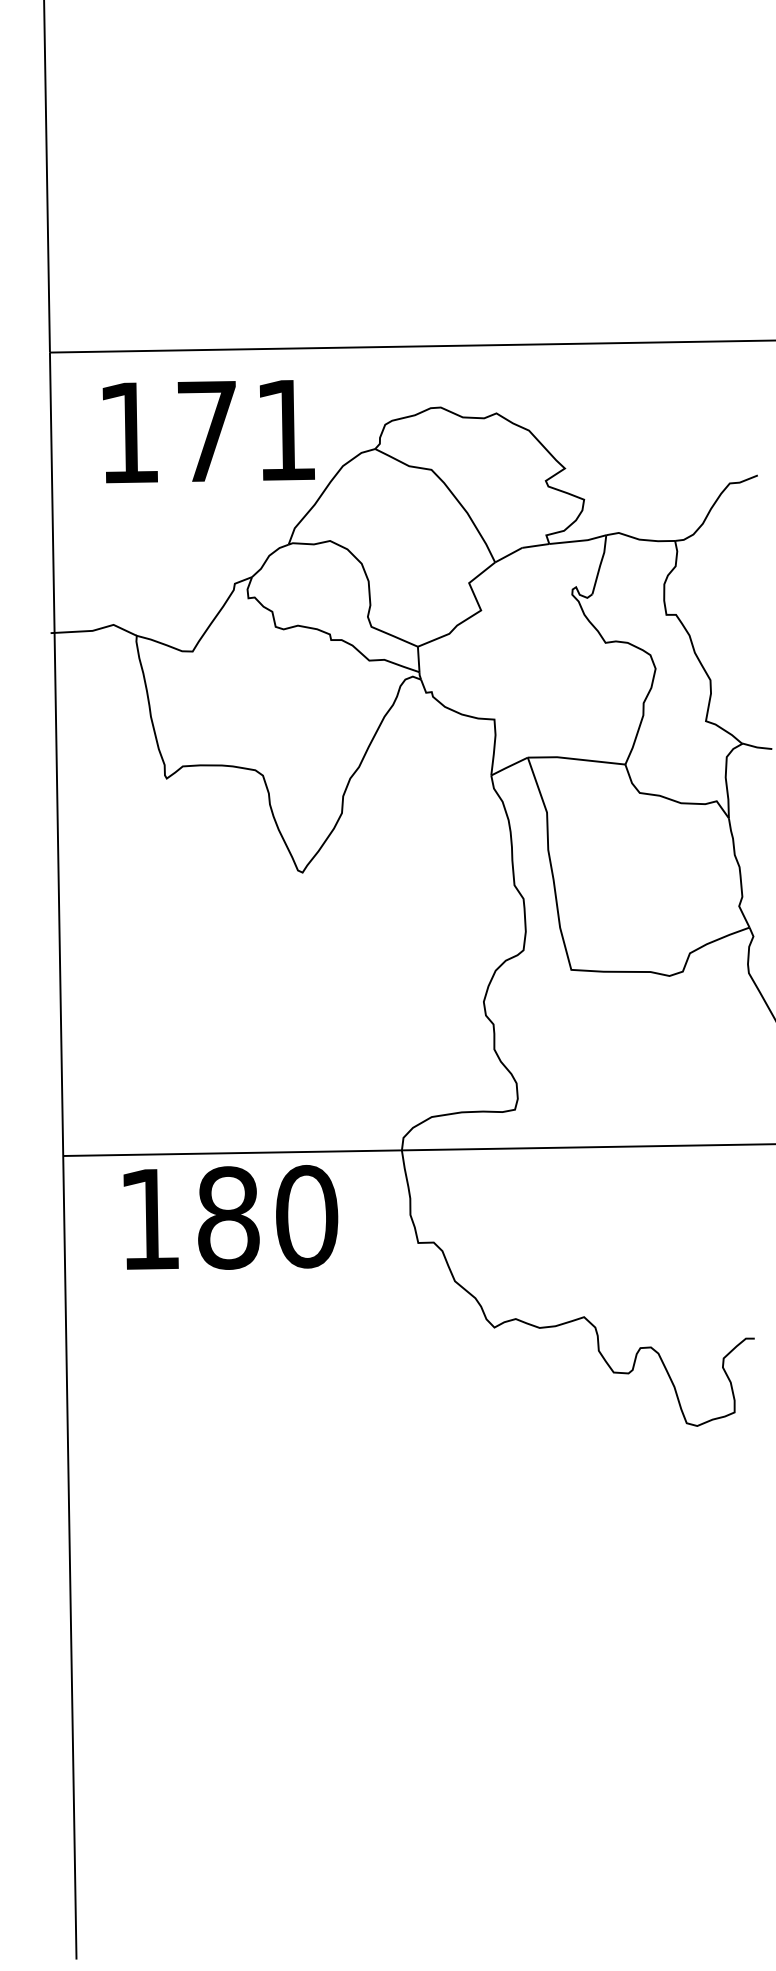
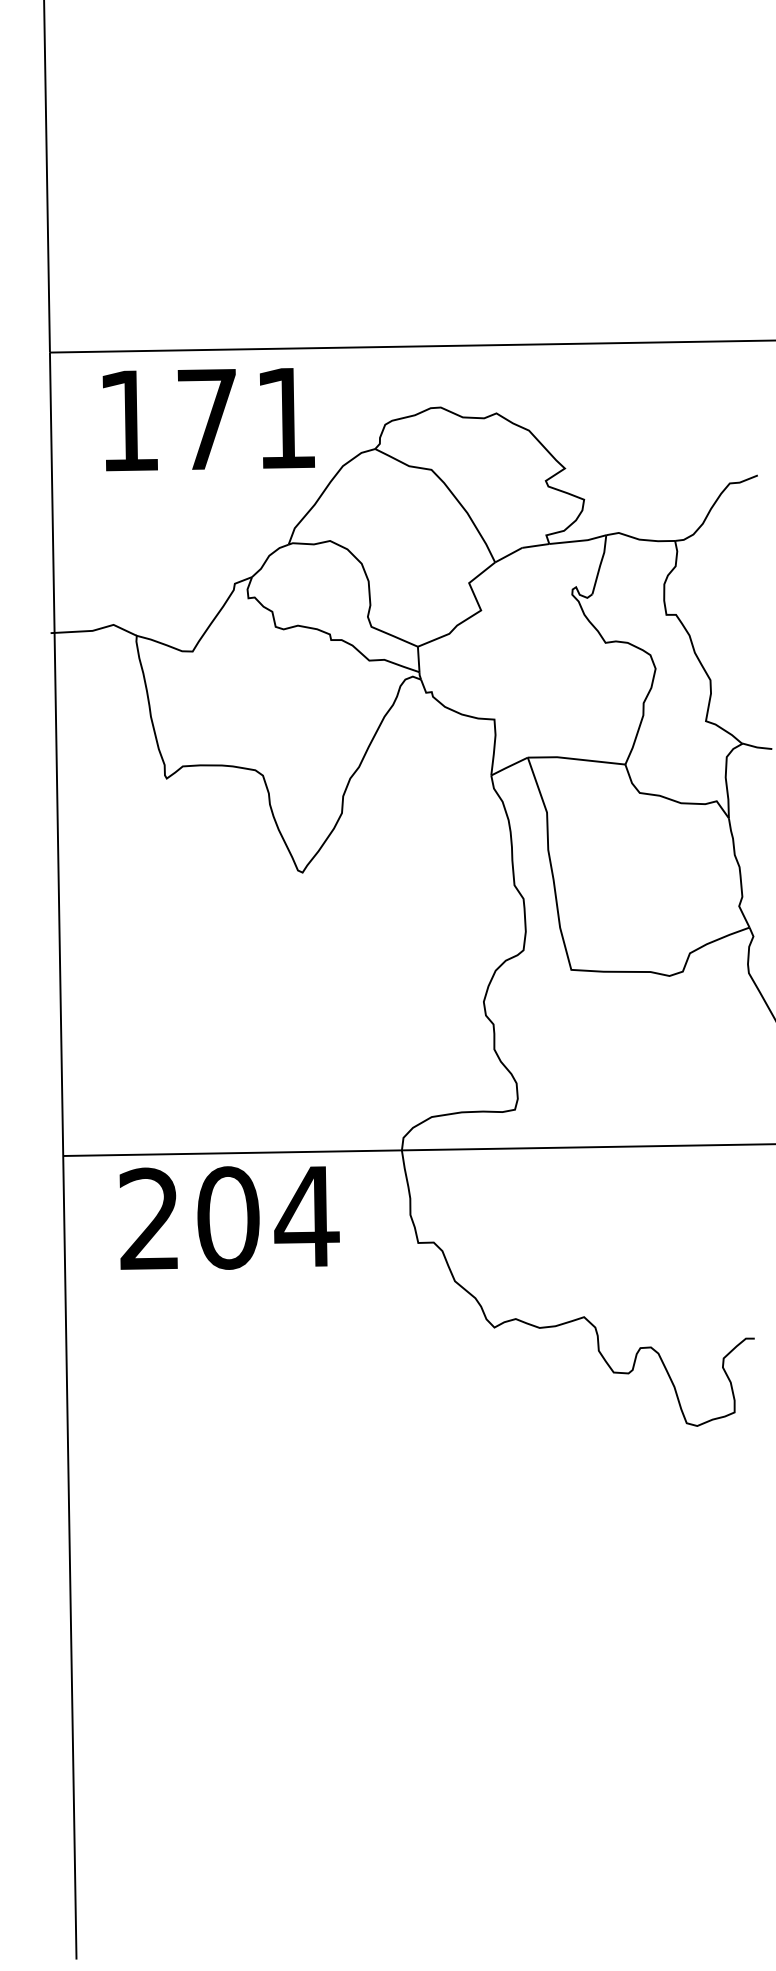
text position: (208, 431) -> (208, 419) (208, 419)
text: 180 -> 204 (229, 1217)
